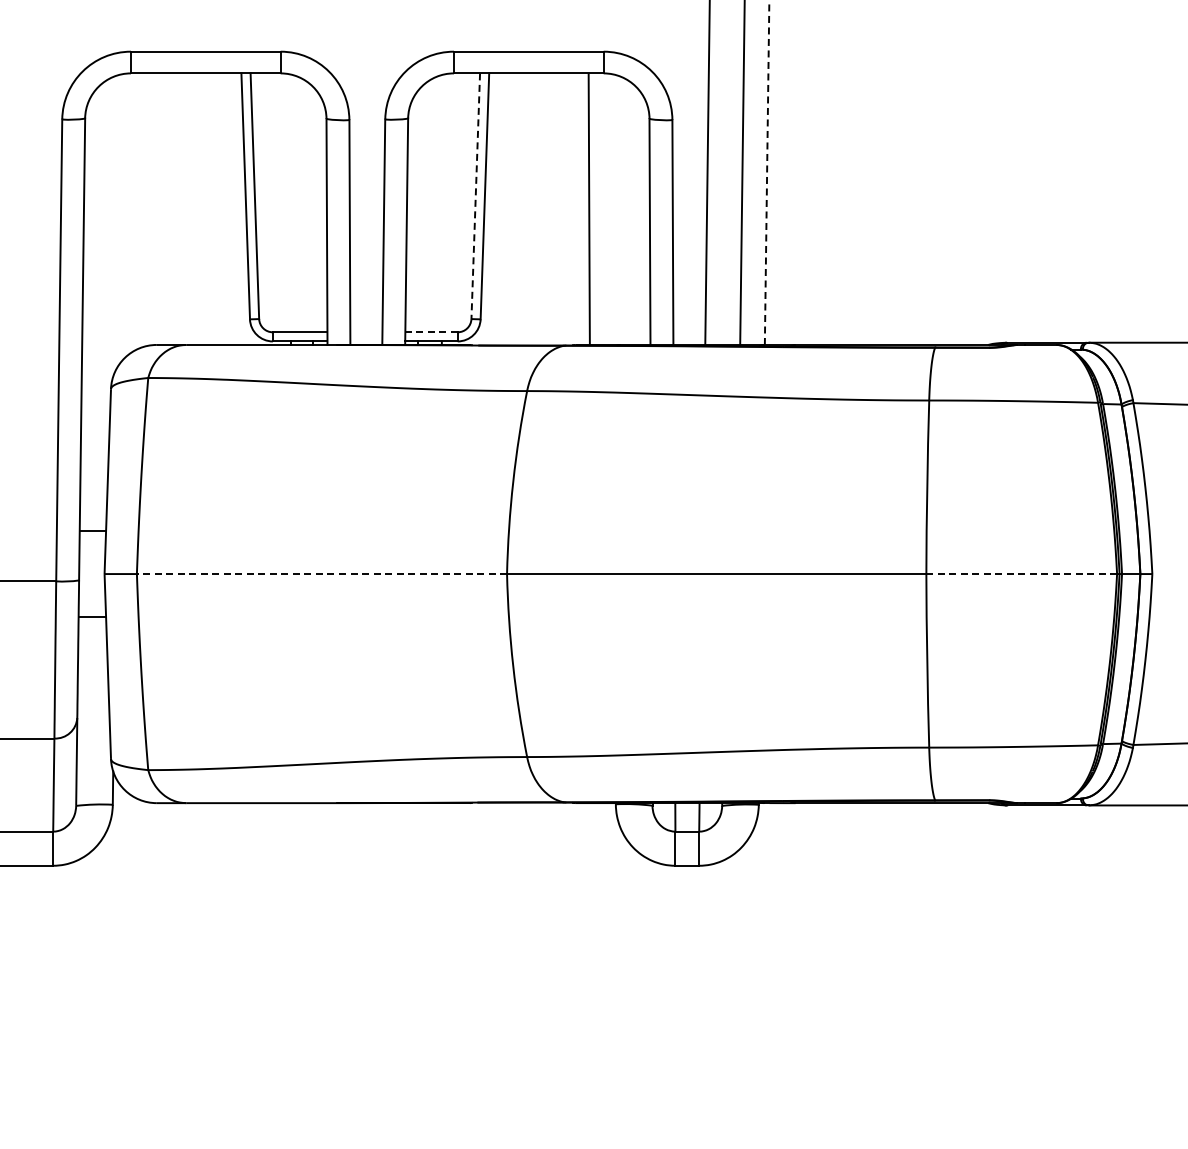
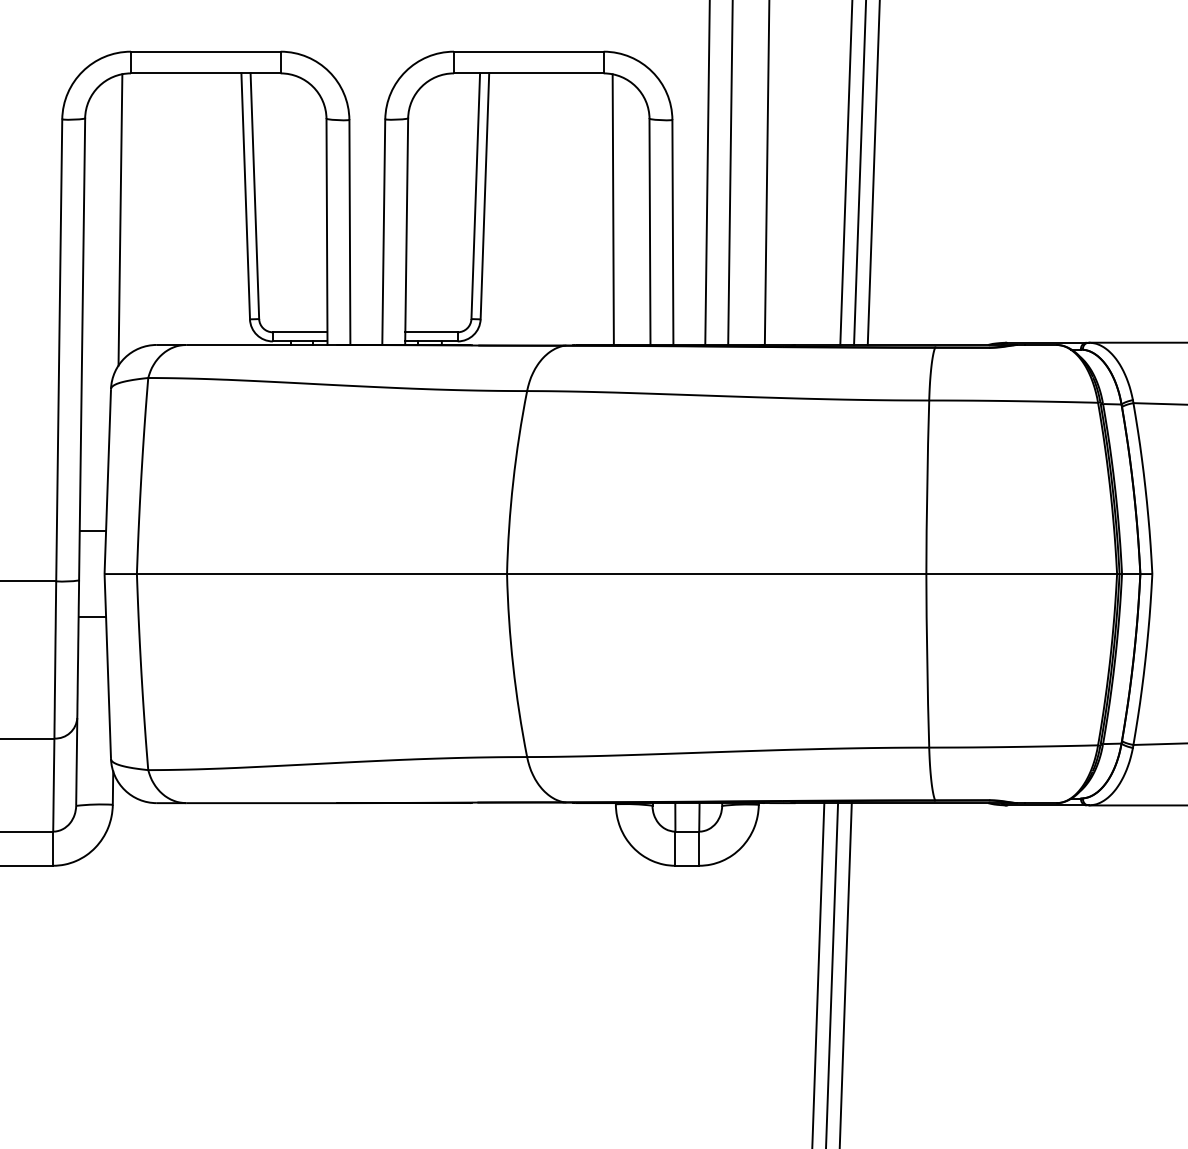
line: dashed -> solid (767, 172)
line position: (742, 173) -> (730, 173) (730, 173)
line: none -> present (846, 173)
line: none -> present (860, 173)
line: none -> present (873, 173)
line: dashed -> solid (475, 196)
line position: (588, 209) -> (612, 209) (612, 209)
line: none -> present (120, 219)
line: dashed -> solid (431, 332)
line: dashed -> solid (321, 574)
line: dashed -> solid (1021, 574)
line: none -> present (818, 974)
line: none -> present (832, 974)
line: none -> present (845, 974)
